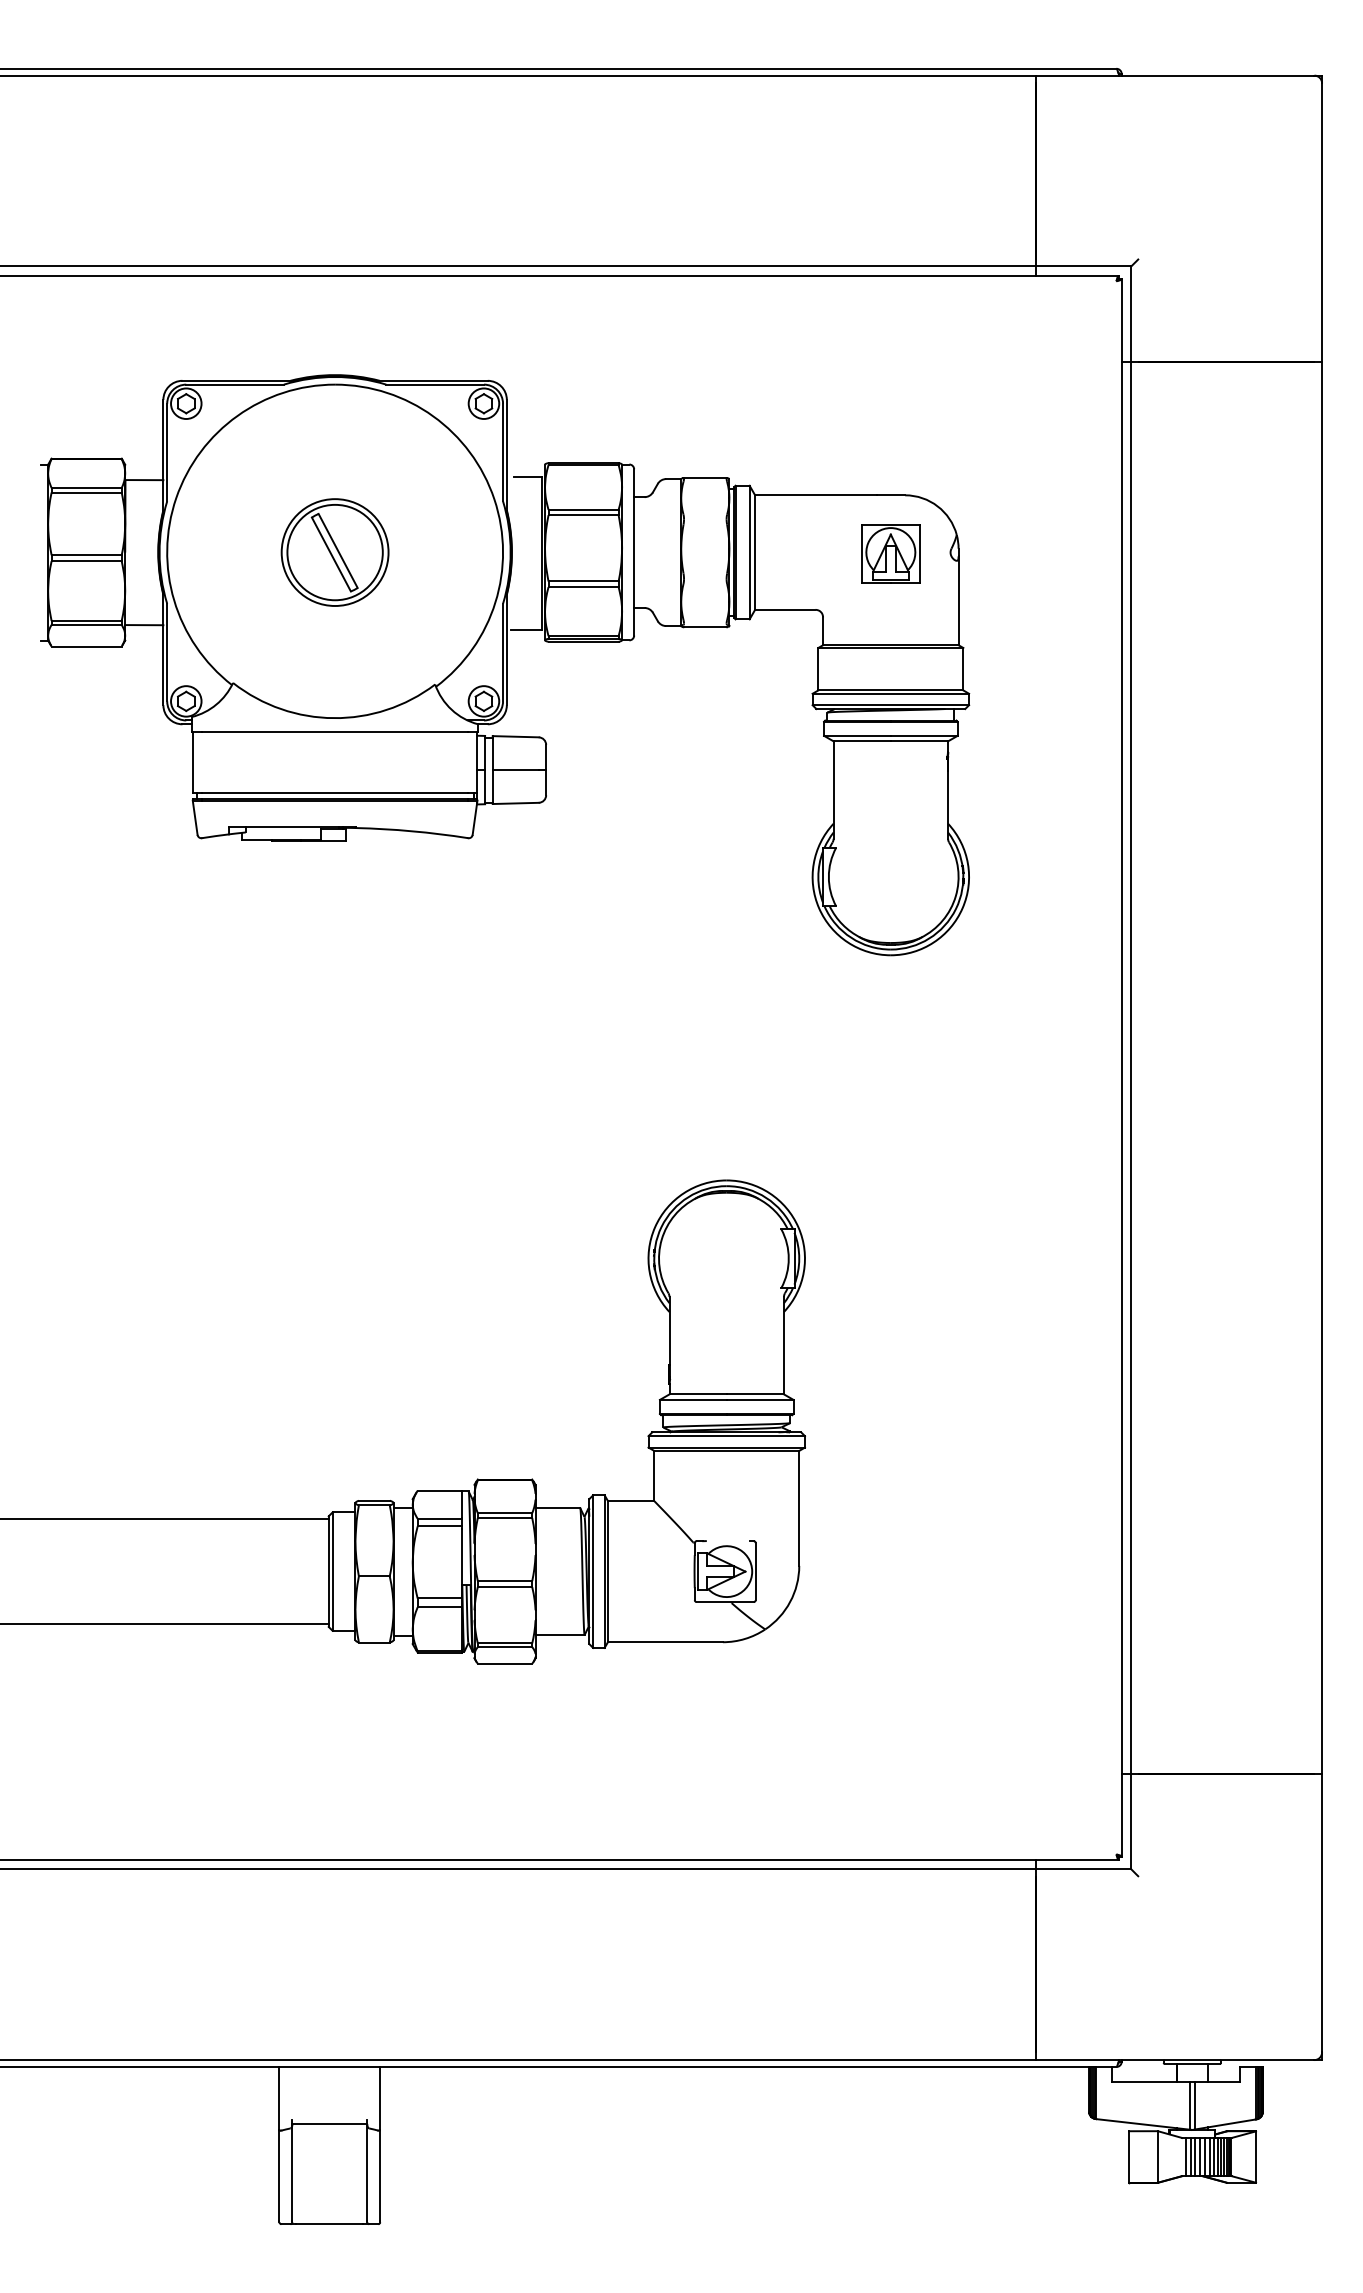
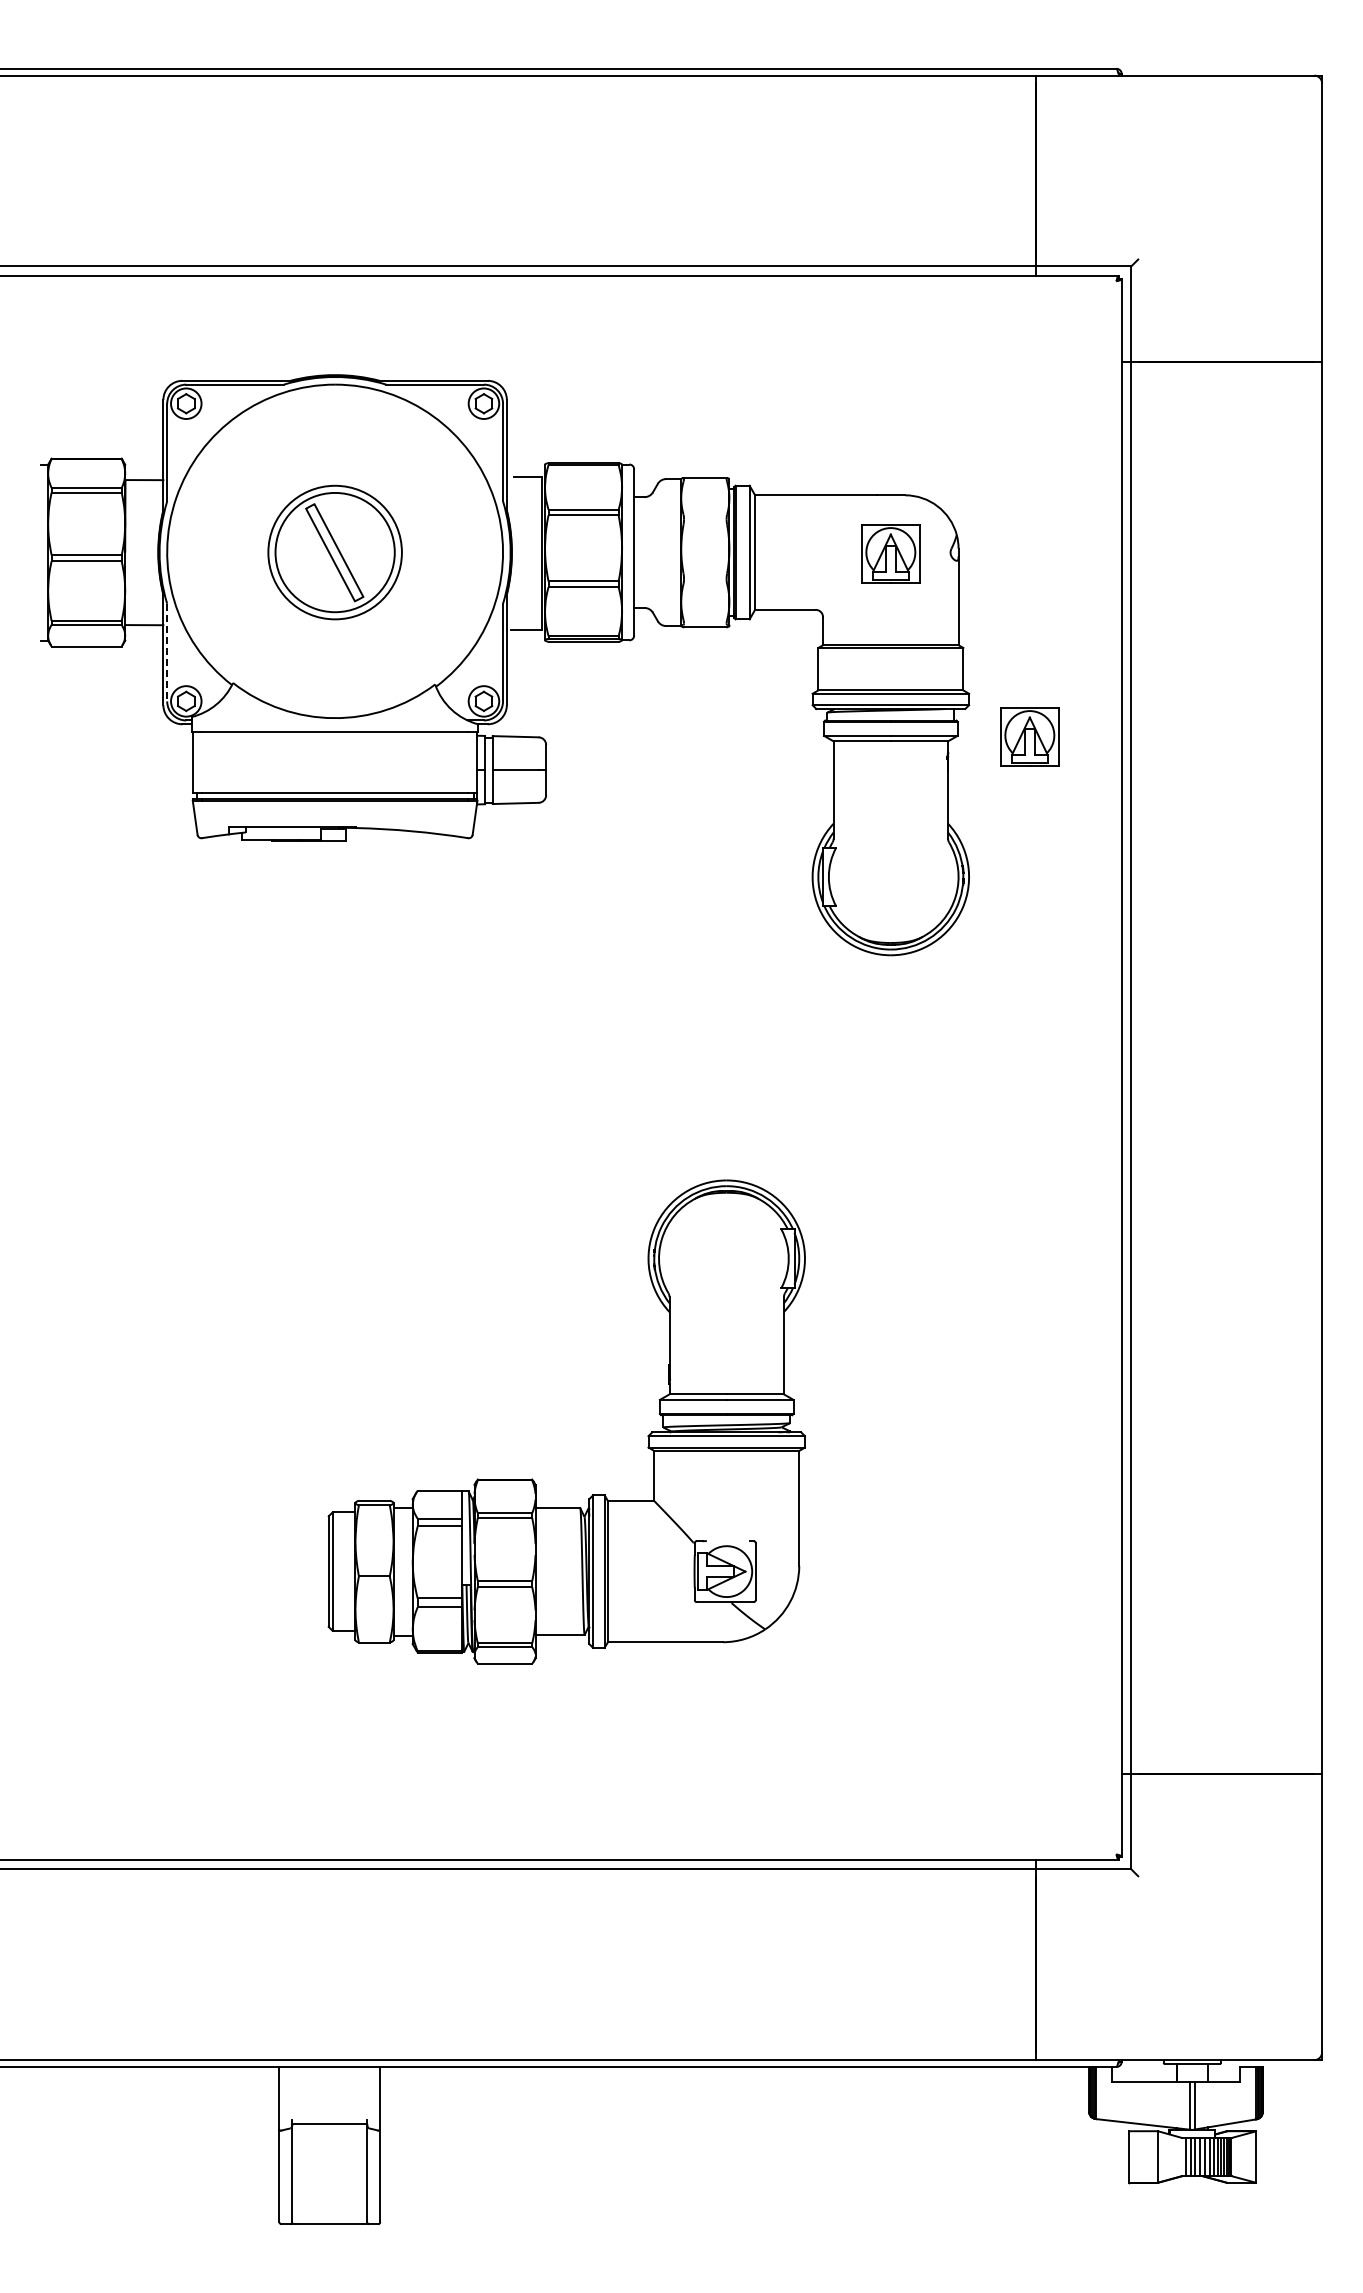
part size: 110x109 px -> 136x137 px (334, 552)
line: solid -> dashed (167, 652)
part: none -> present (1029, 736)
line: present -> none (165, 1518)
line: present -> none (165, 1624)
